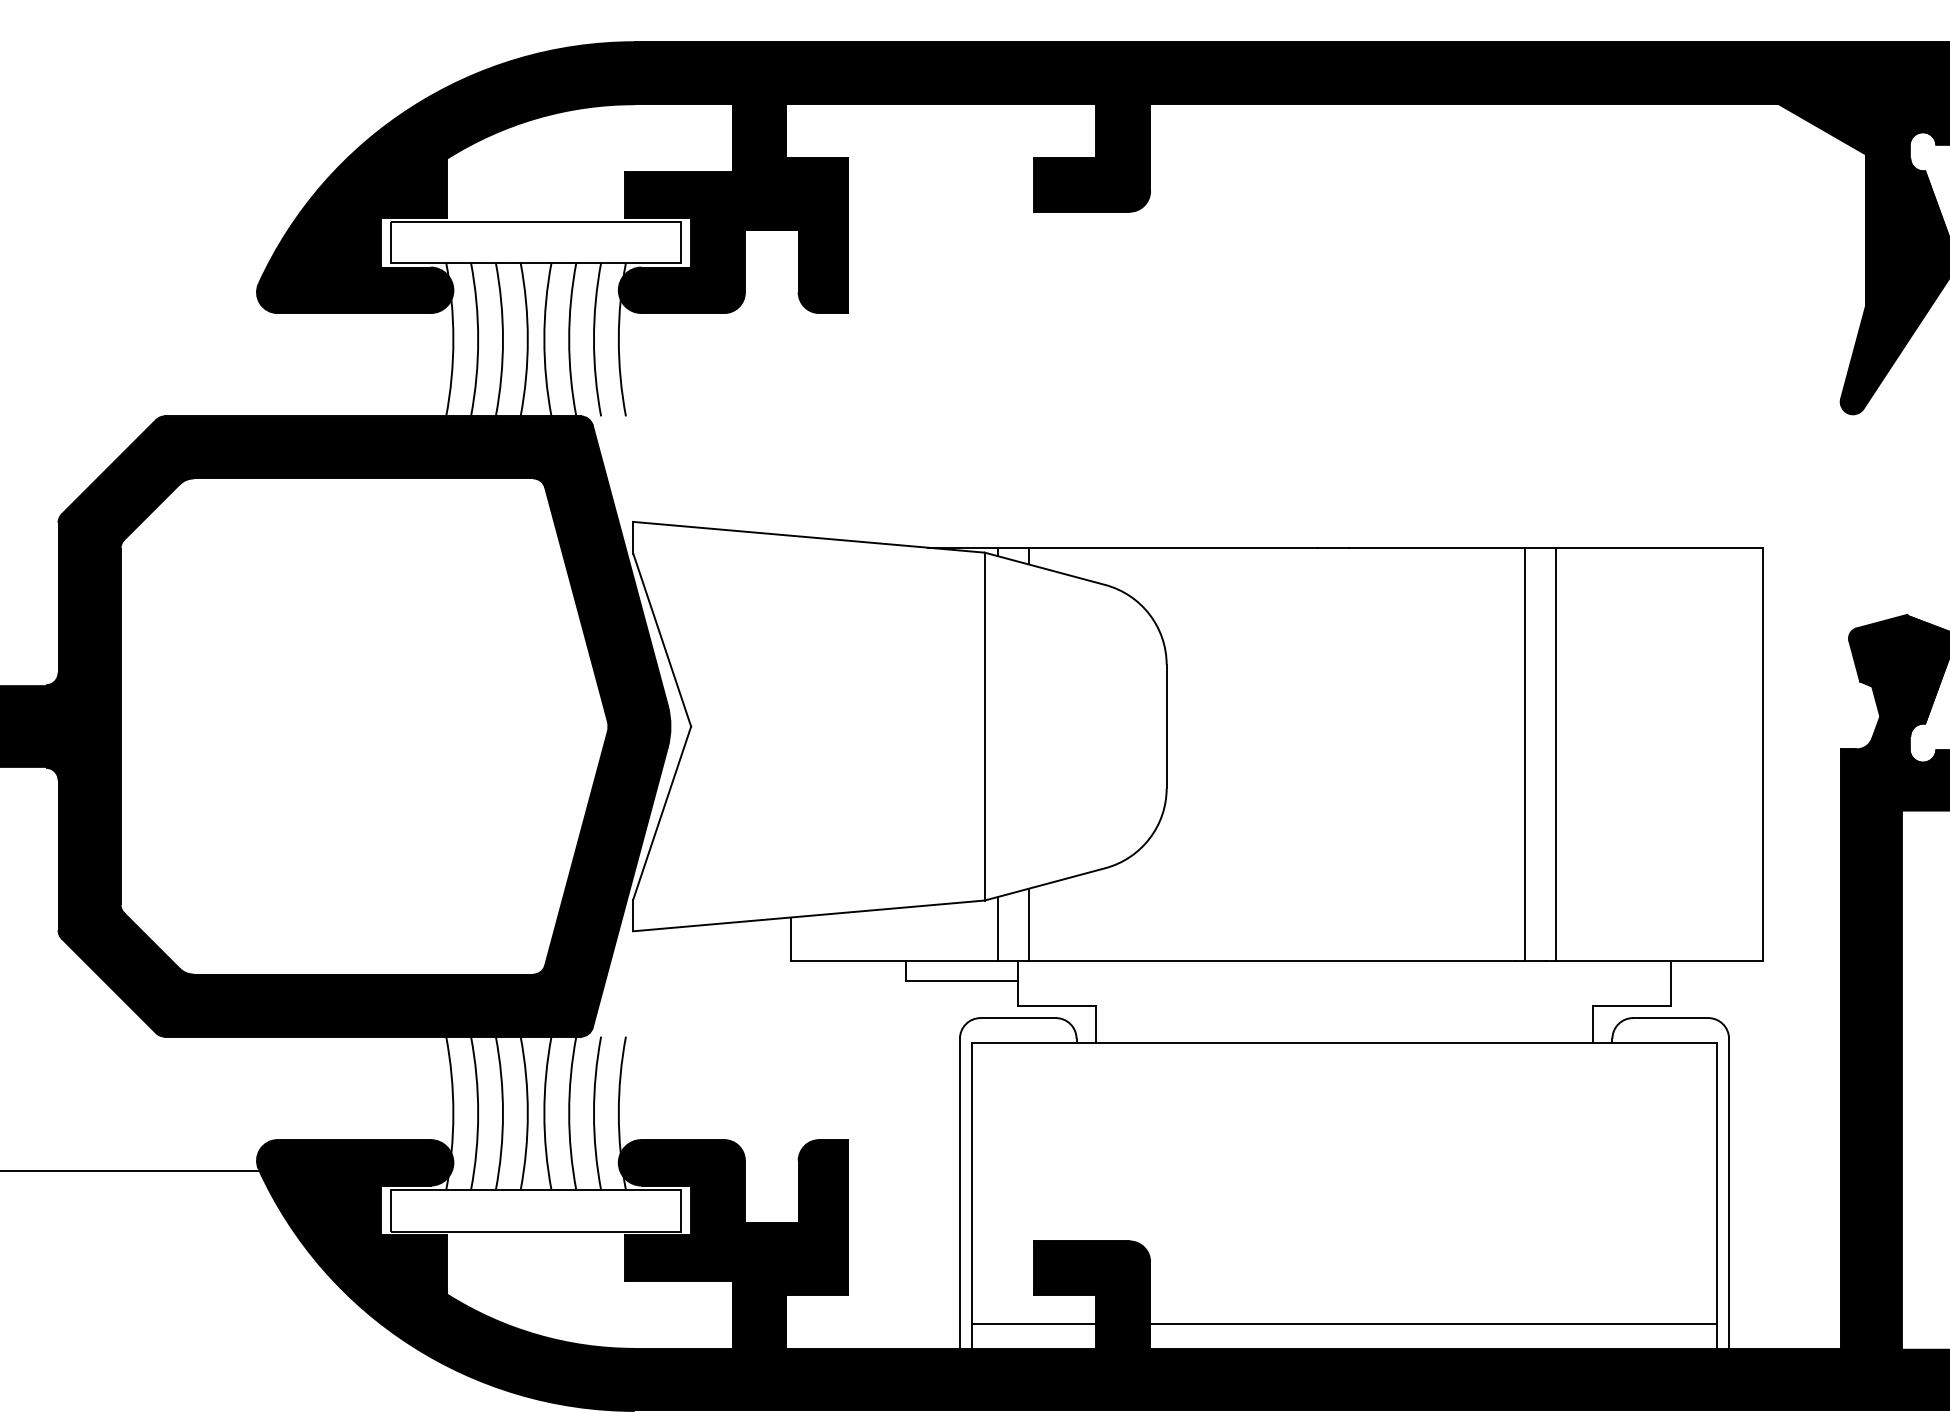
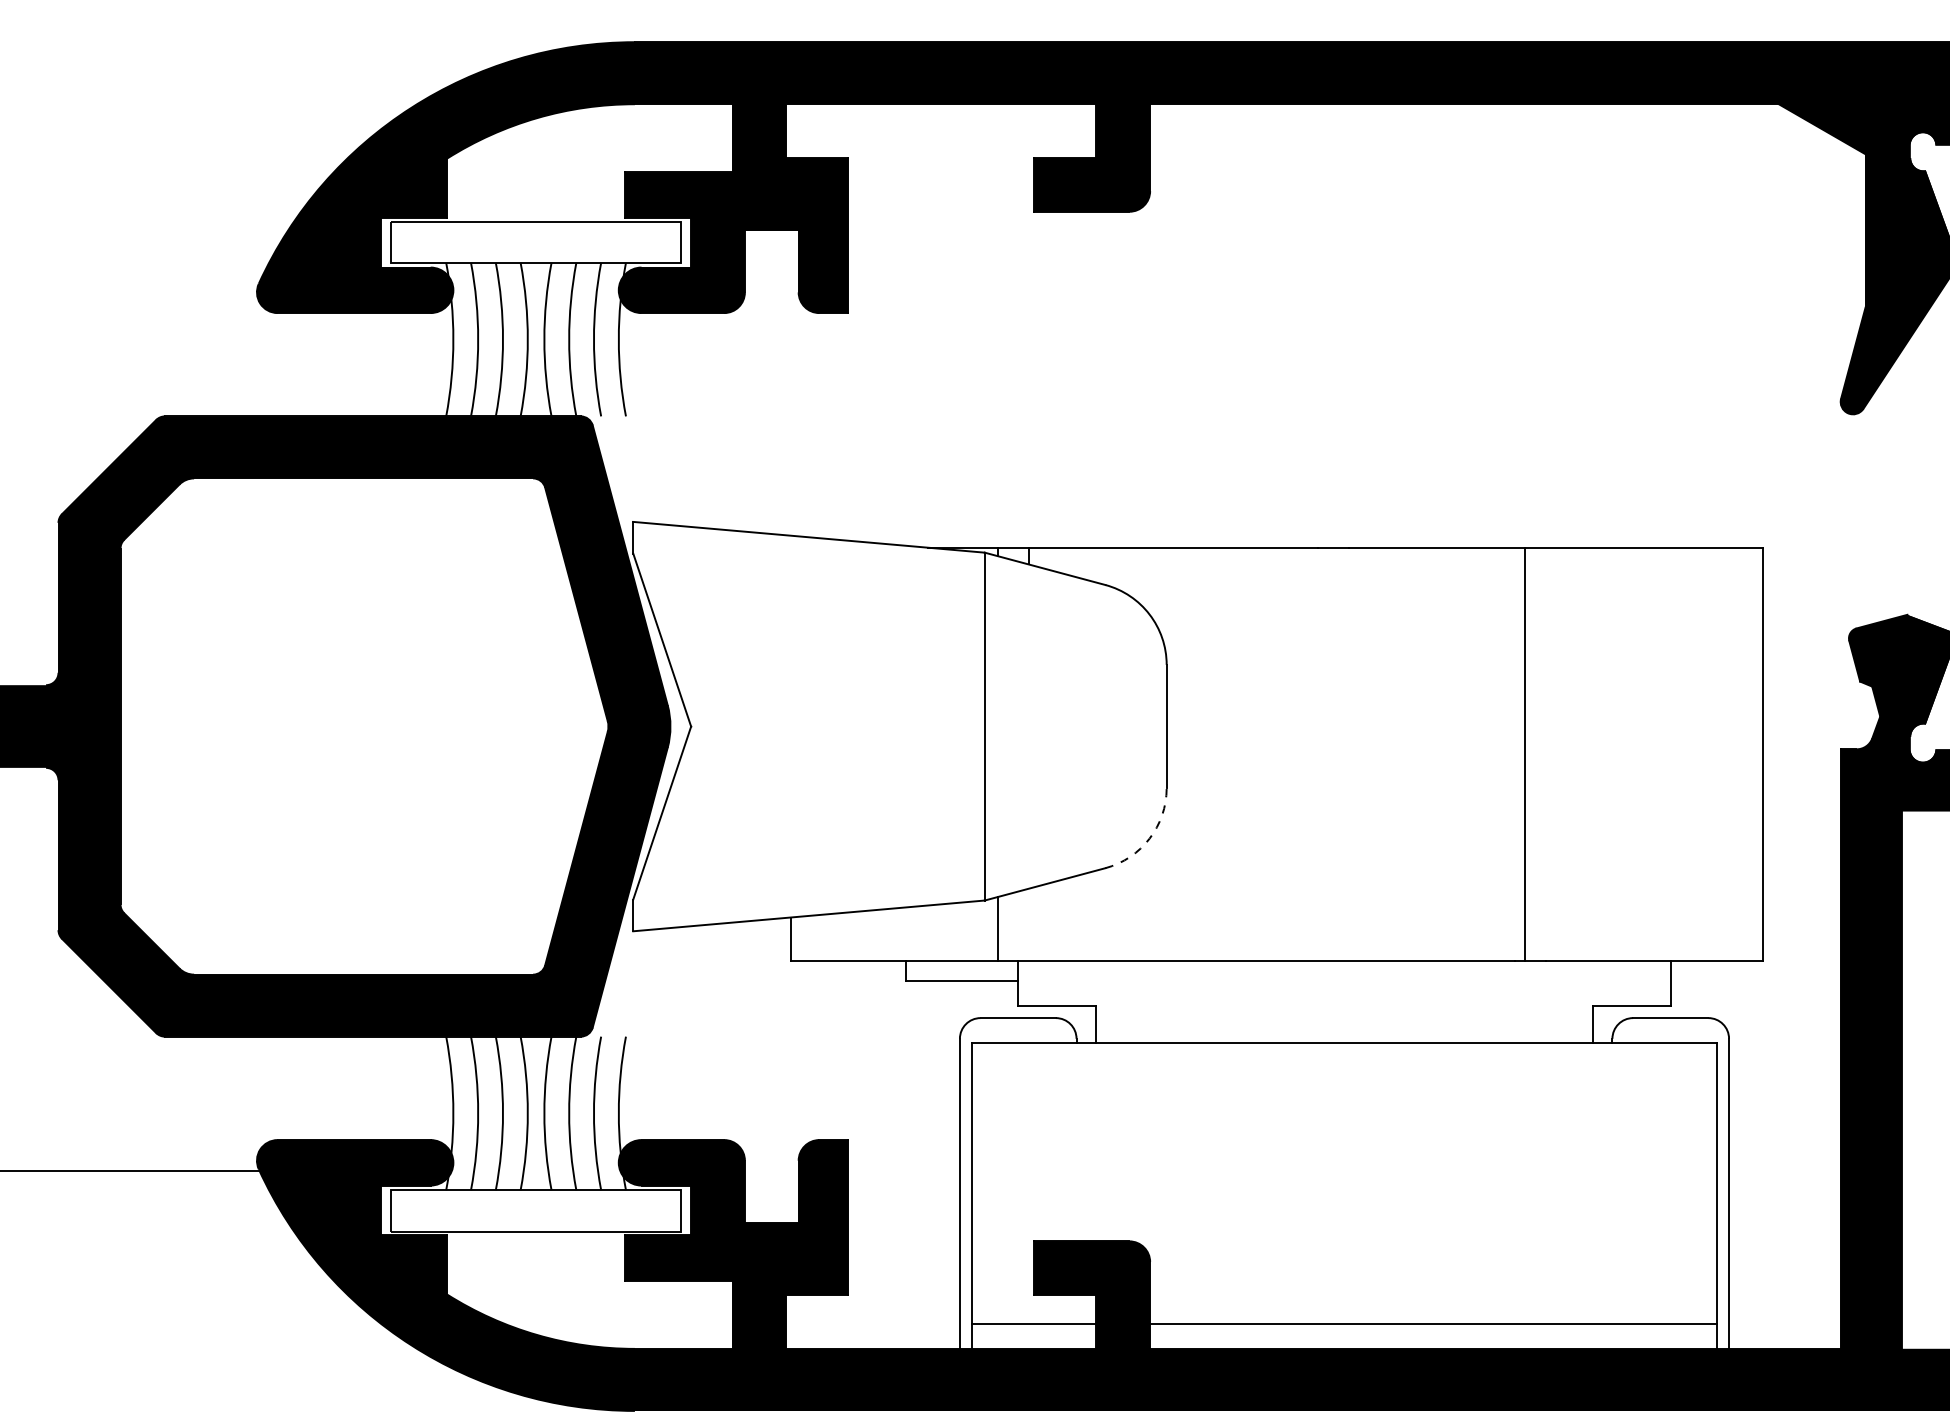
line: present -> none (1555, 754)
arc: solid -> dashed (1149, 838)
line: present -> none (1028, 924)
